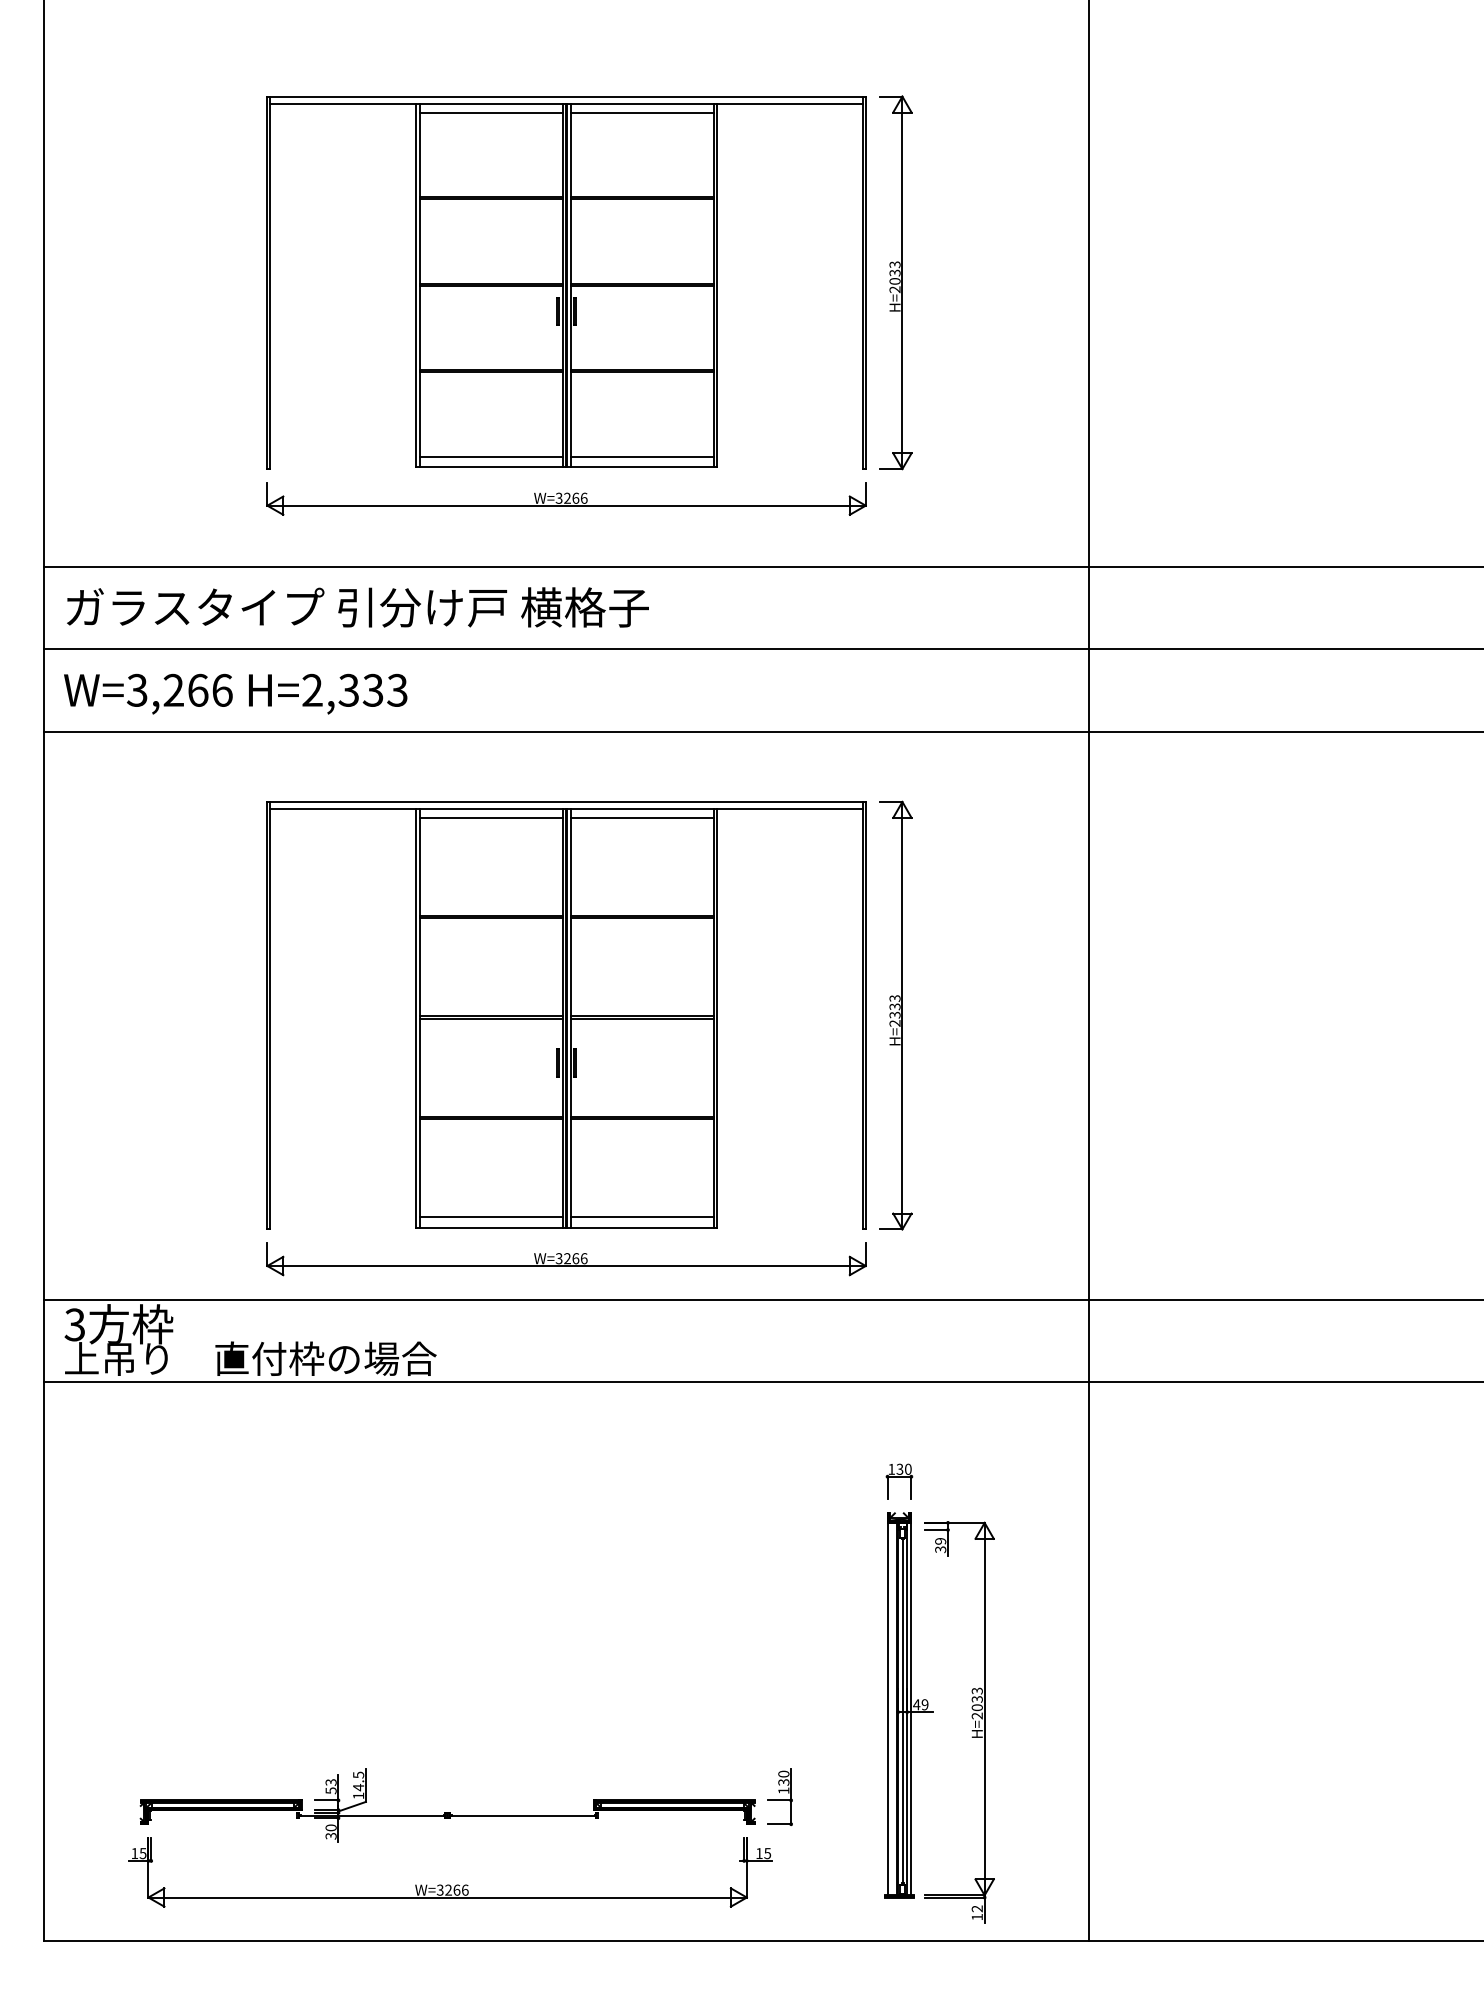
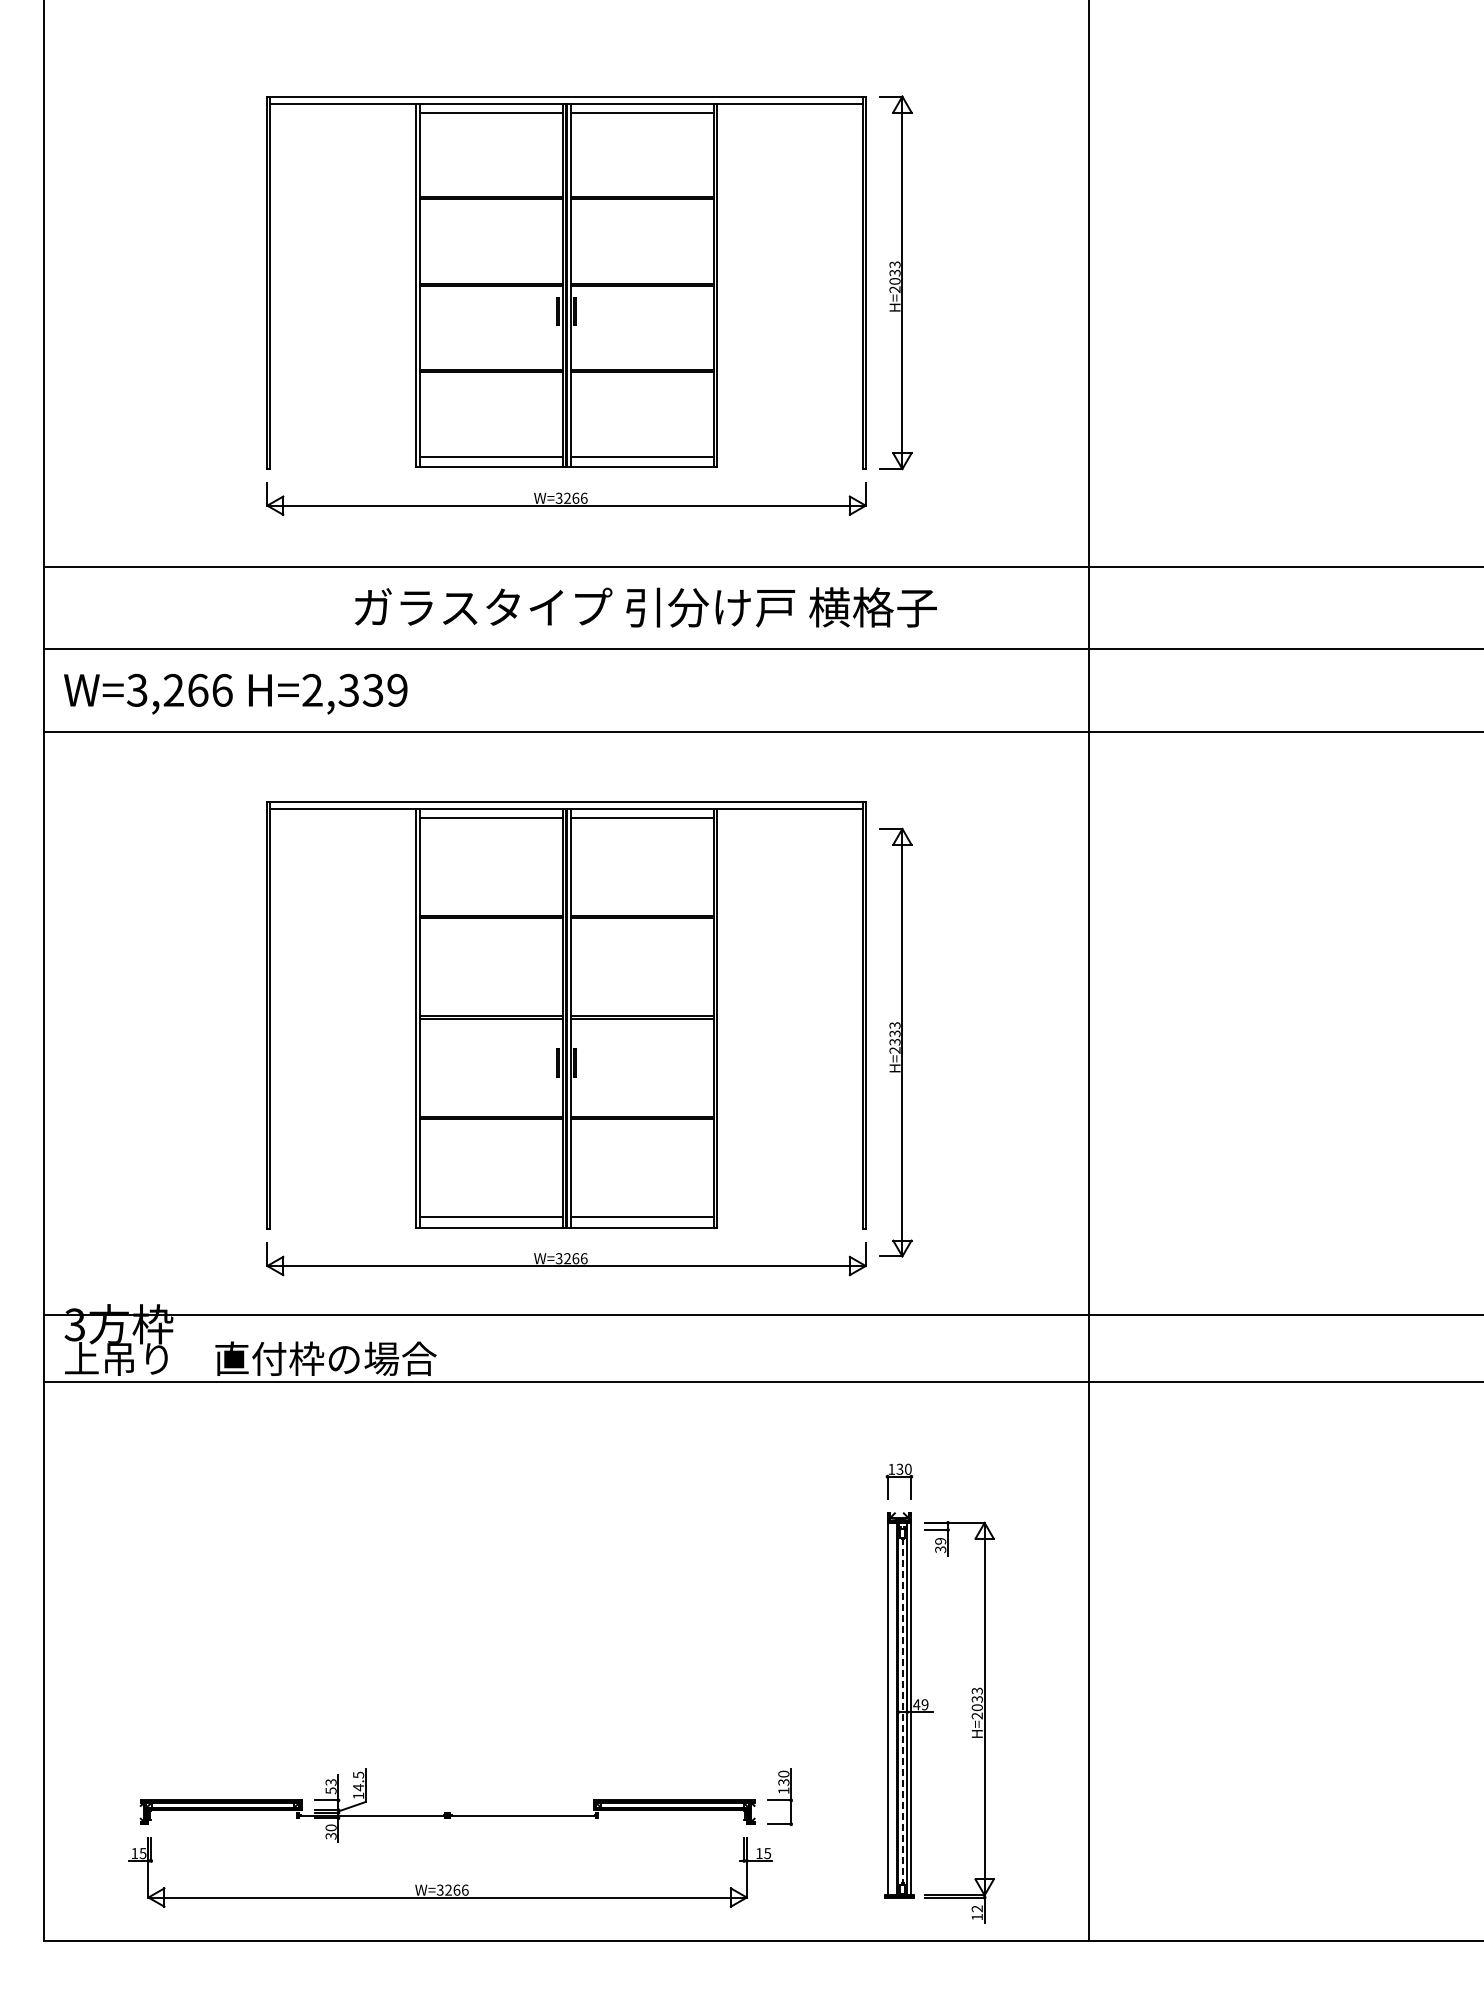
text position: (357, 607) -> (645, 607) (645, 607)
text: H=2,333 -> H=2,339 (397, 690)
part position: (895, 1015) -> (895, 1042) (895, 1042)
line position: (762, 1299) -> (762, 1314) (762, 1314)
line: solid -> dashed (902, 1711)
